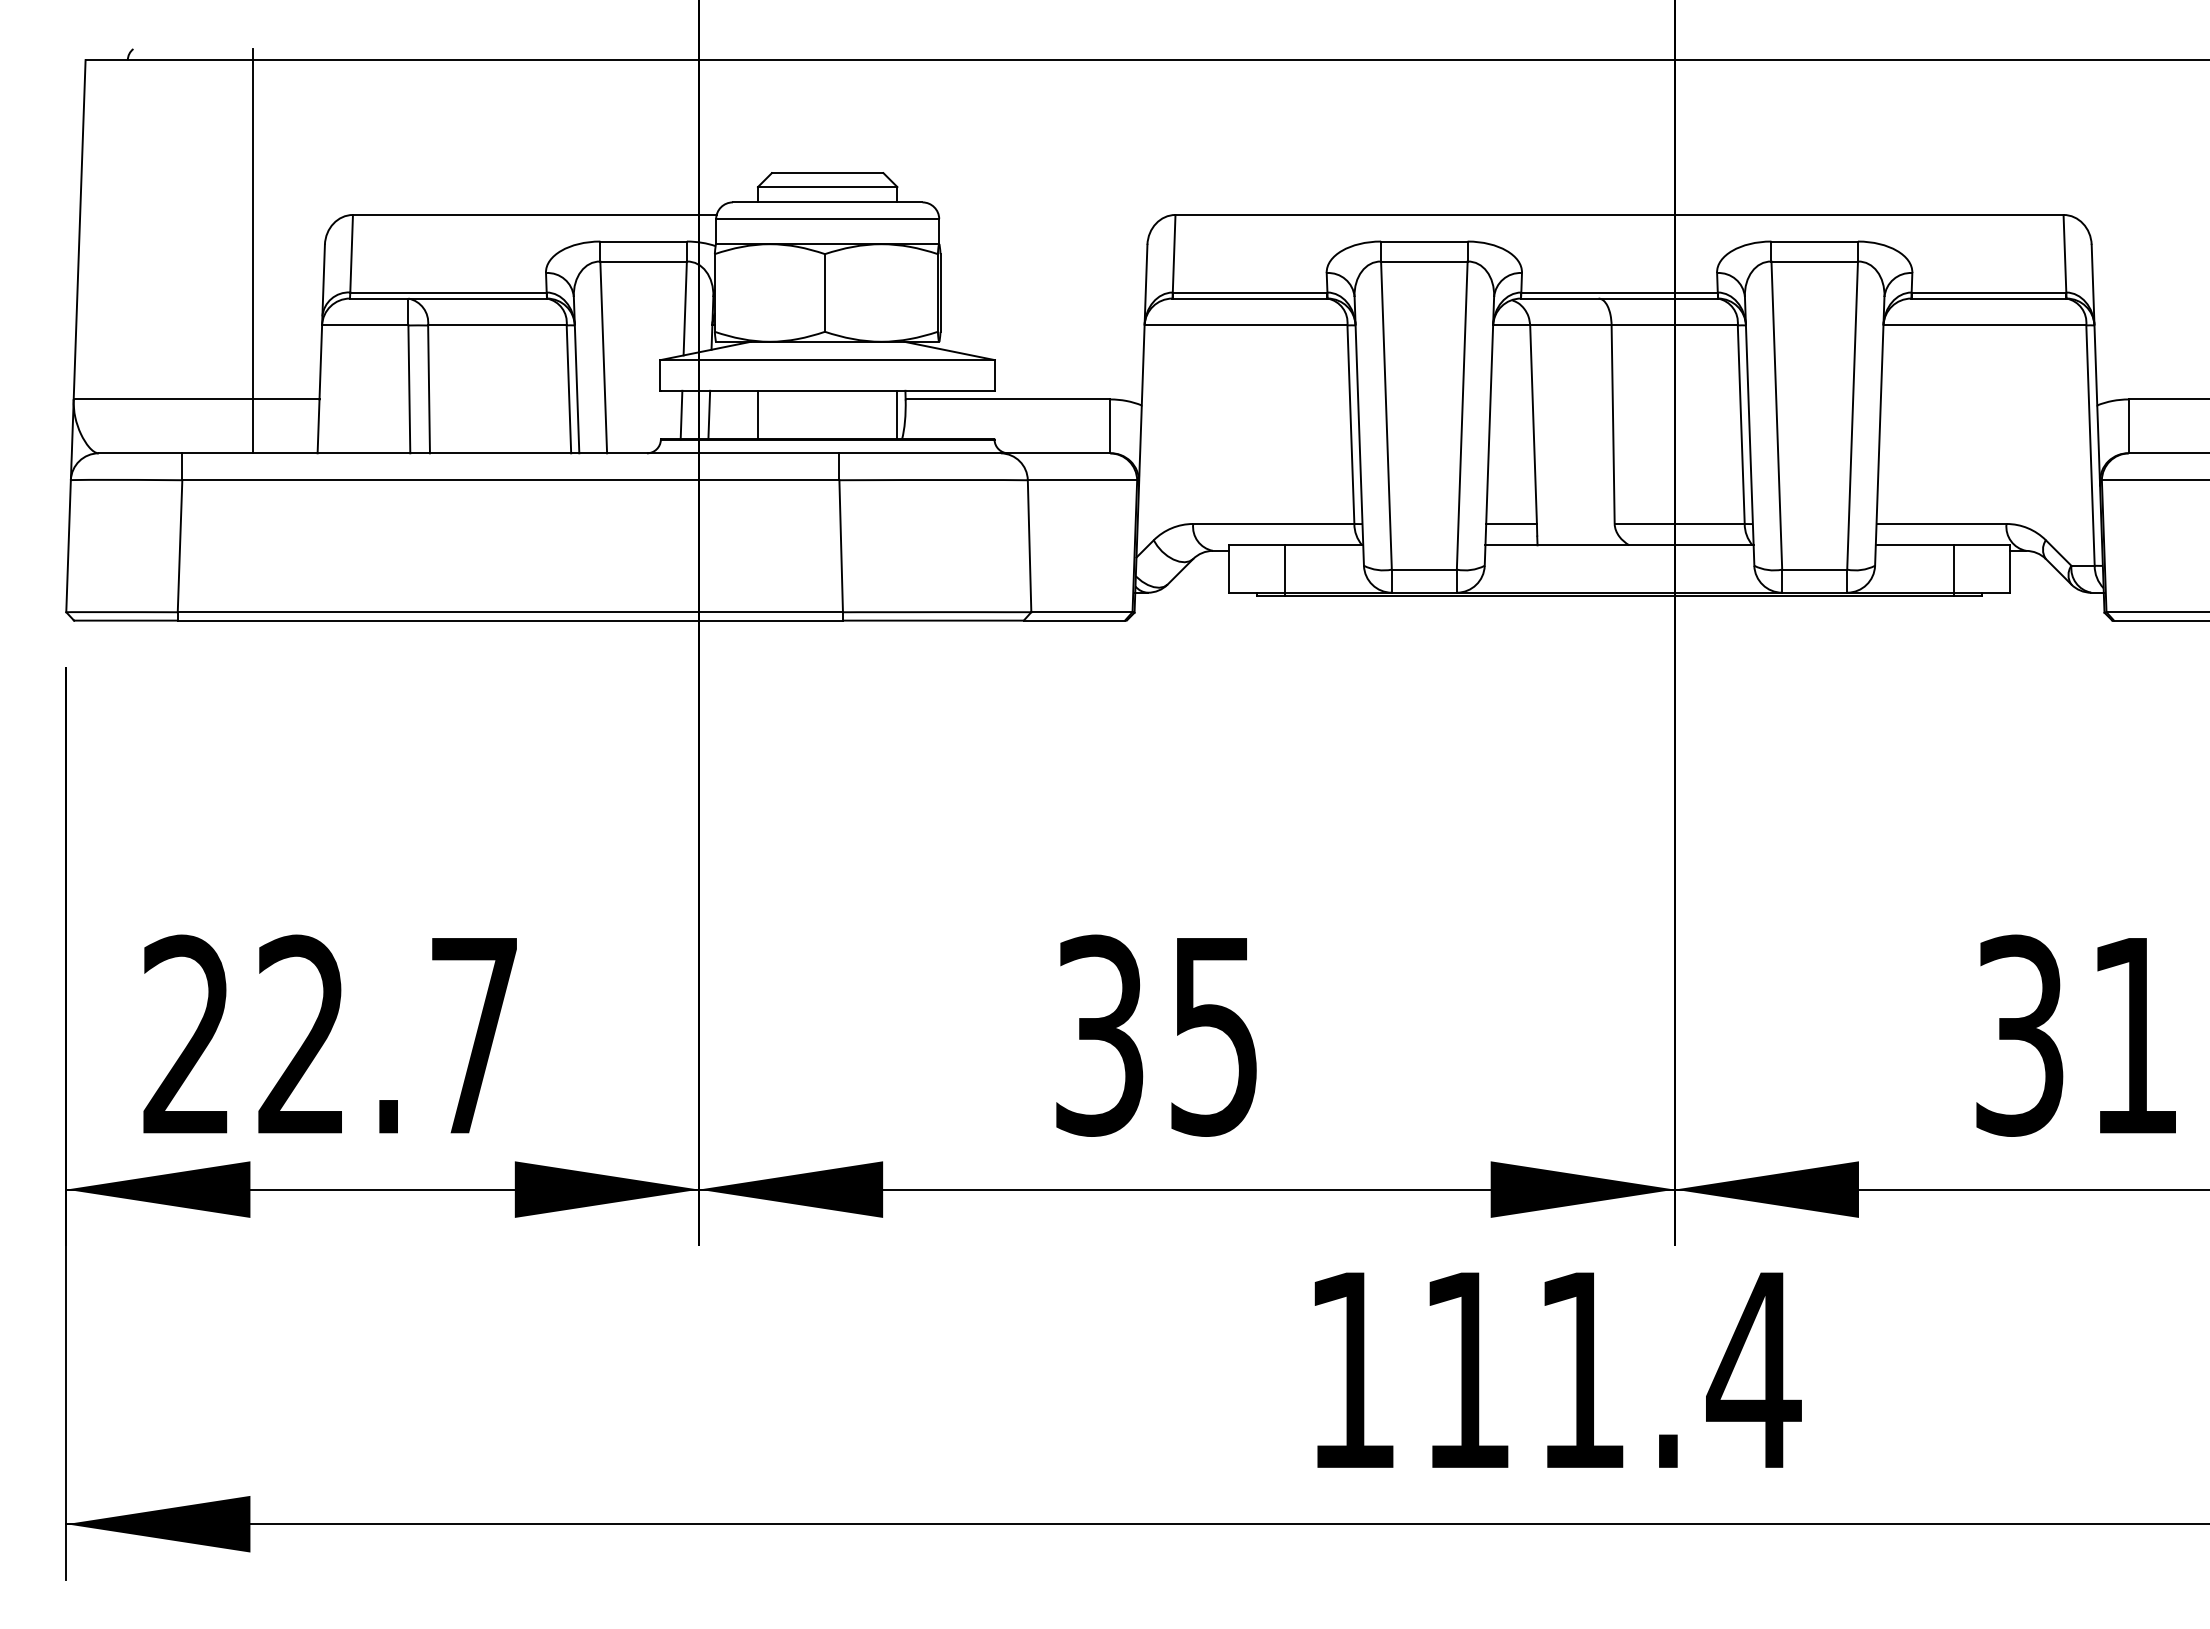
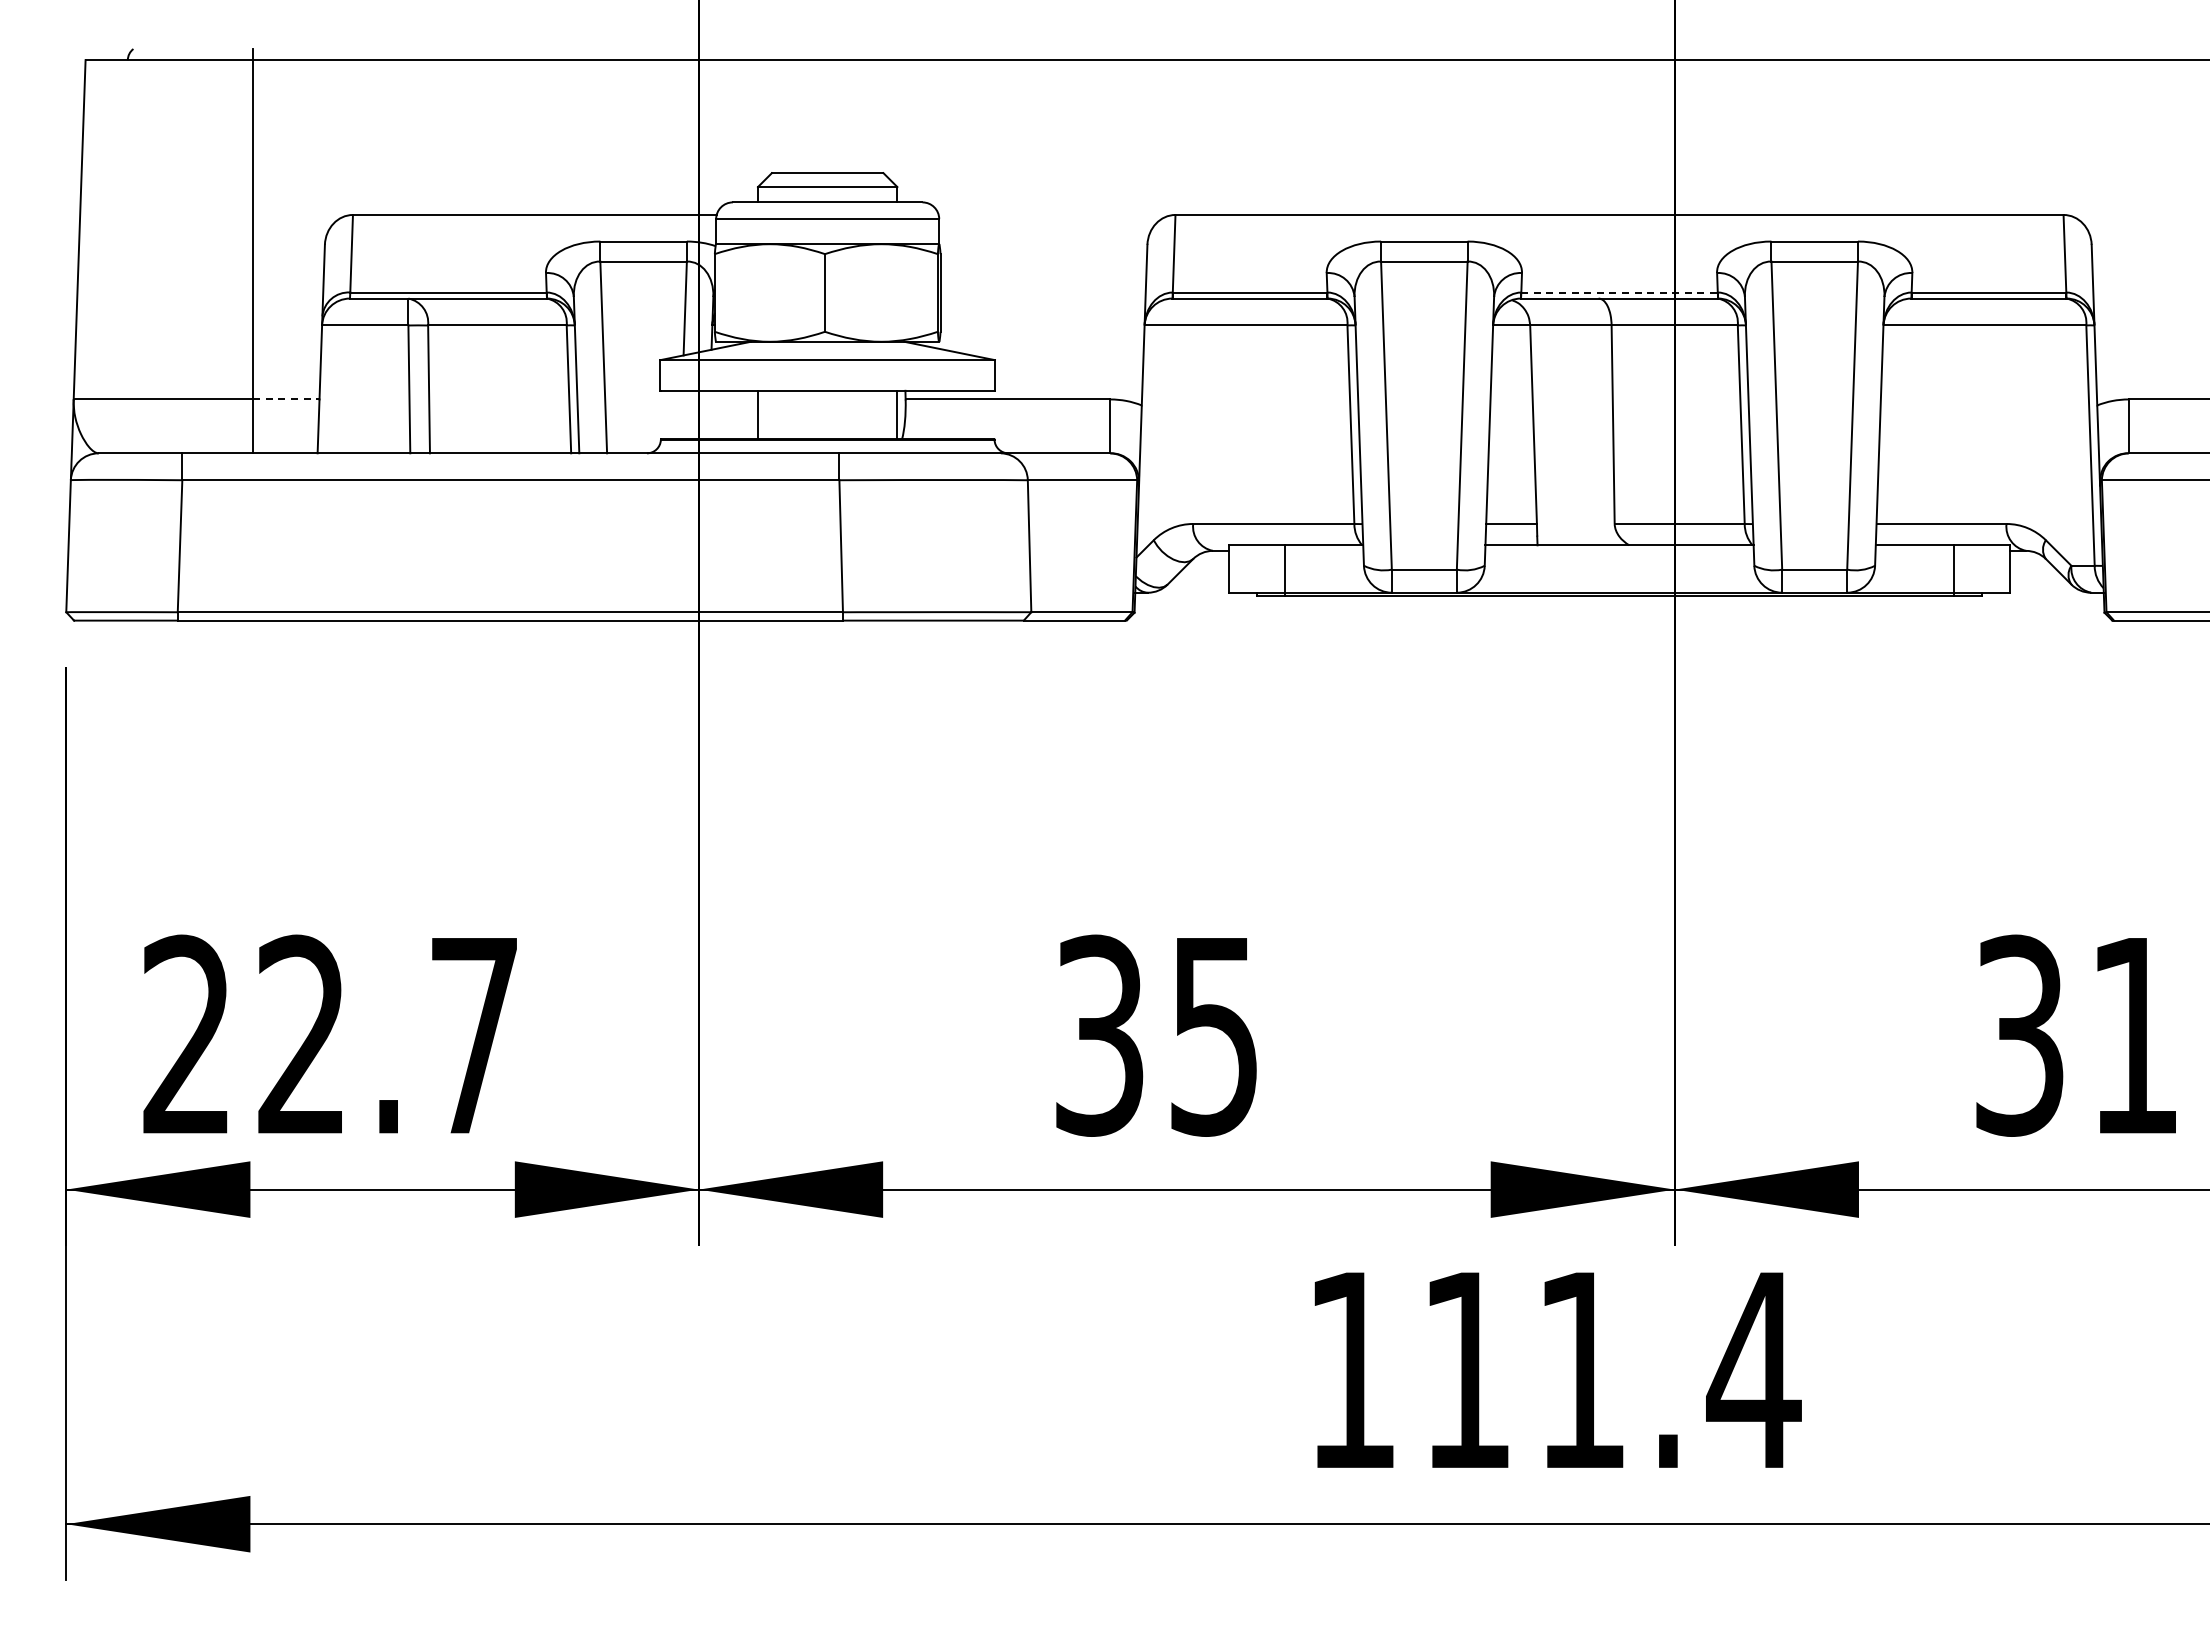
line: solid -> dashed (1620, 292)
line: solid -> dashed (286, 399)
line: present -> none (681, 414)
line: present -> none (709, 414)
